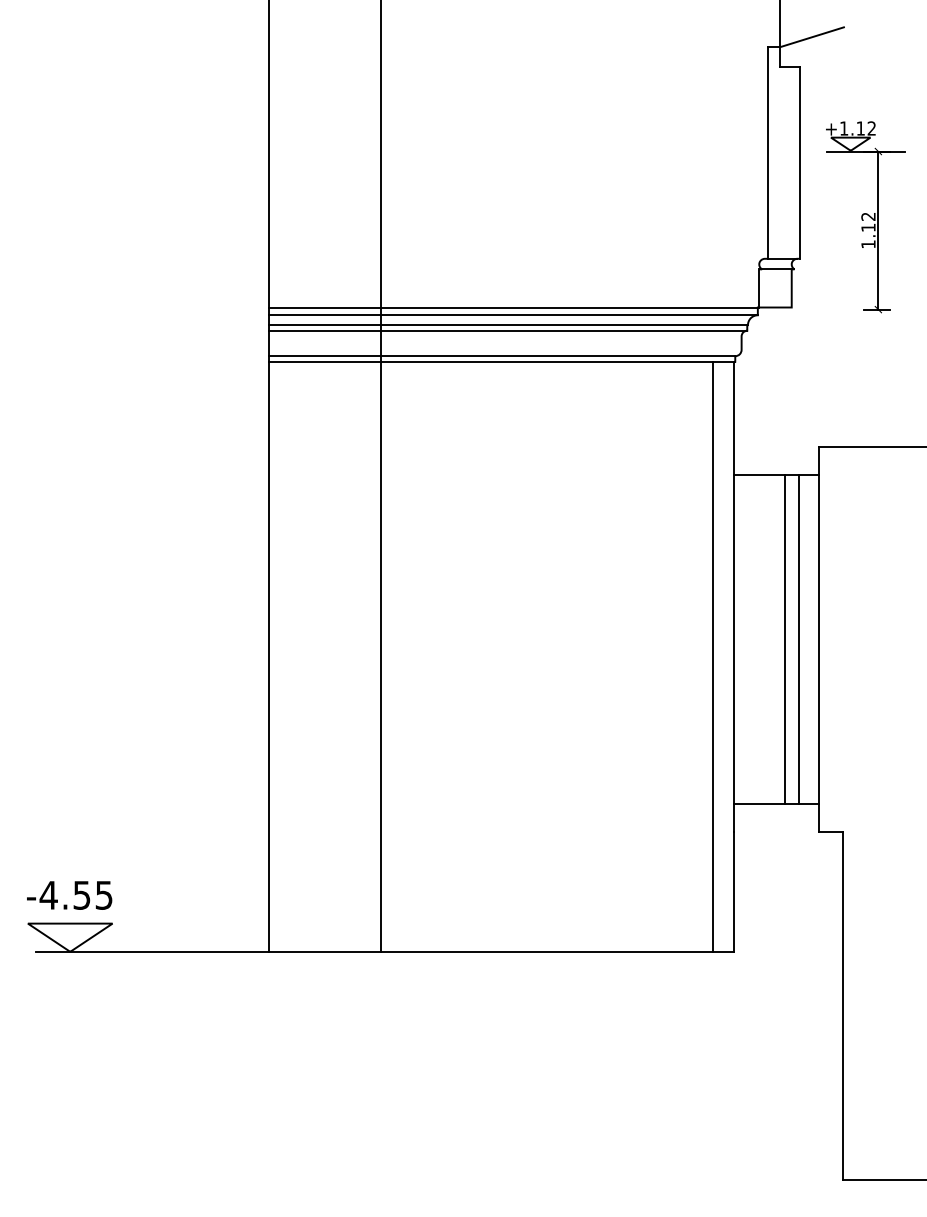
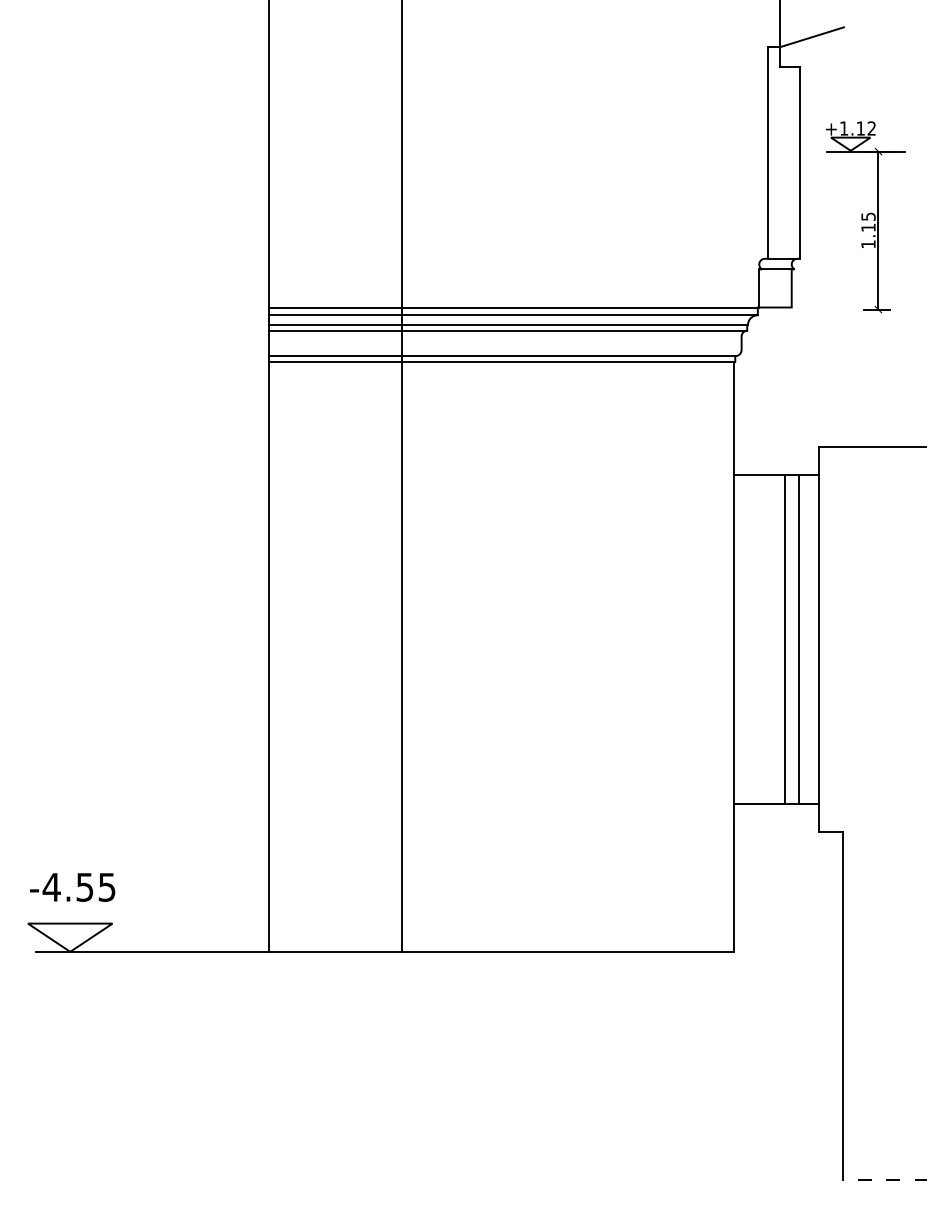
text: 1.12 -> 1.15 (868, 216)
line position: (380, 476) -> (401, 476) (401, 476)
line: present -> none (712, 656)
text position: (69, 895) -> (72, 887) (72, 887)
line: solid -> dashed (884, 1180)
